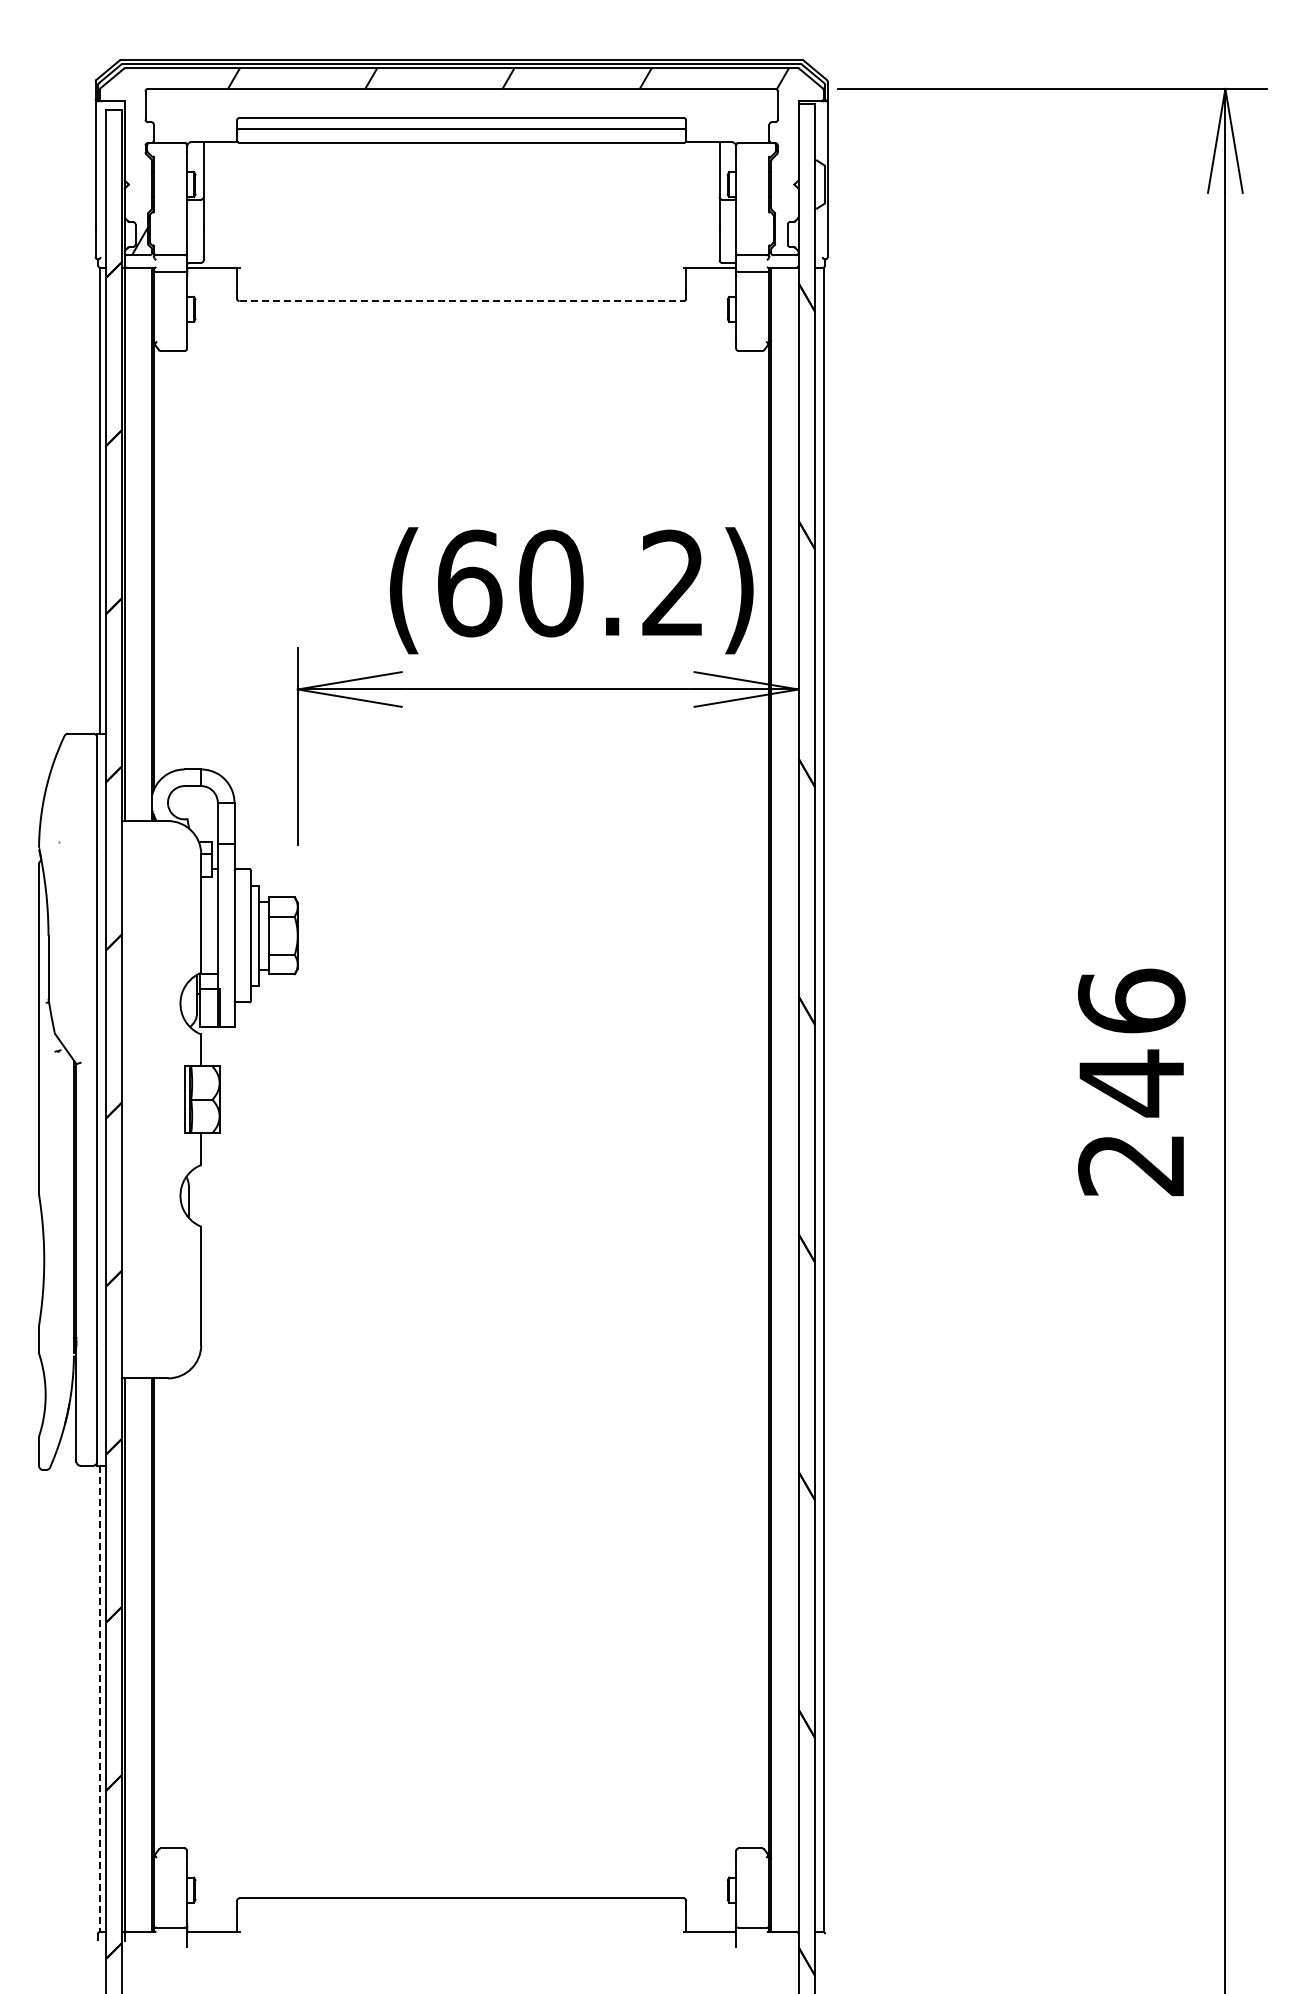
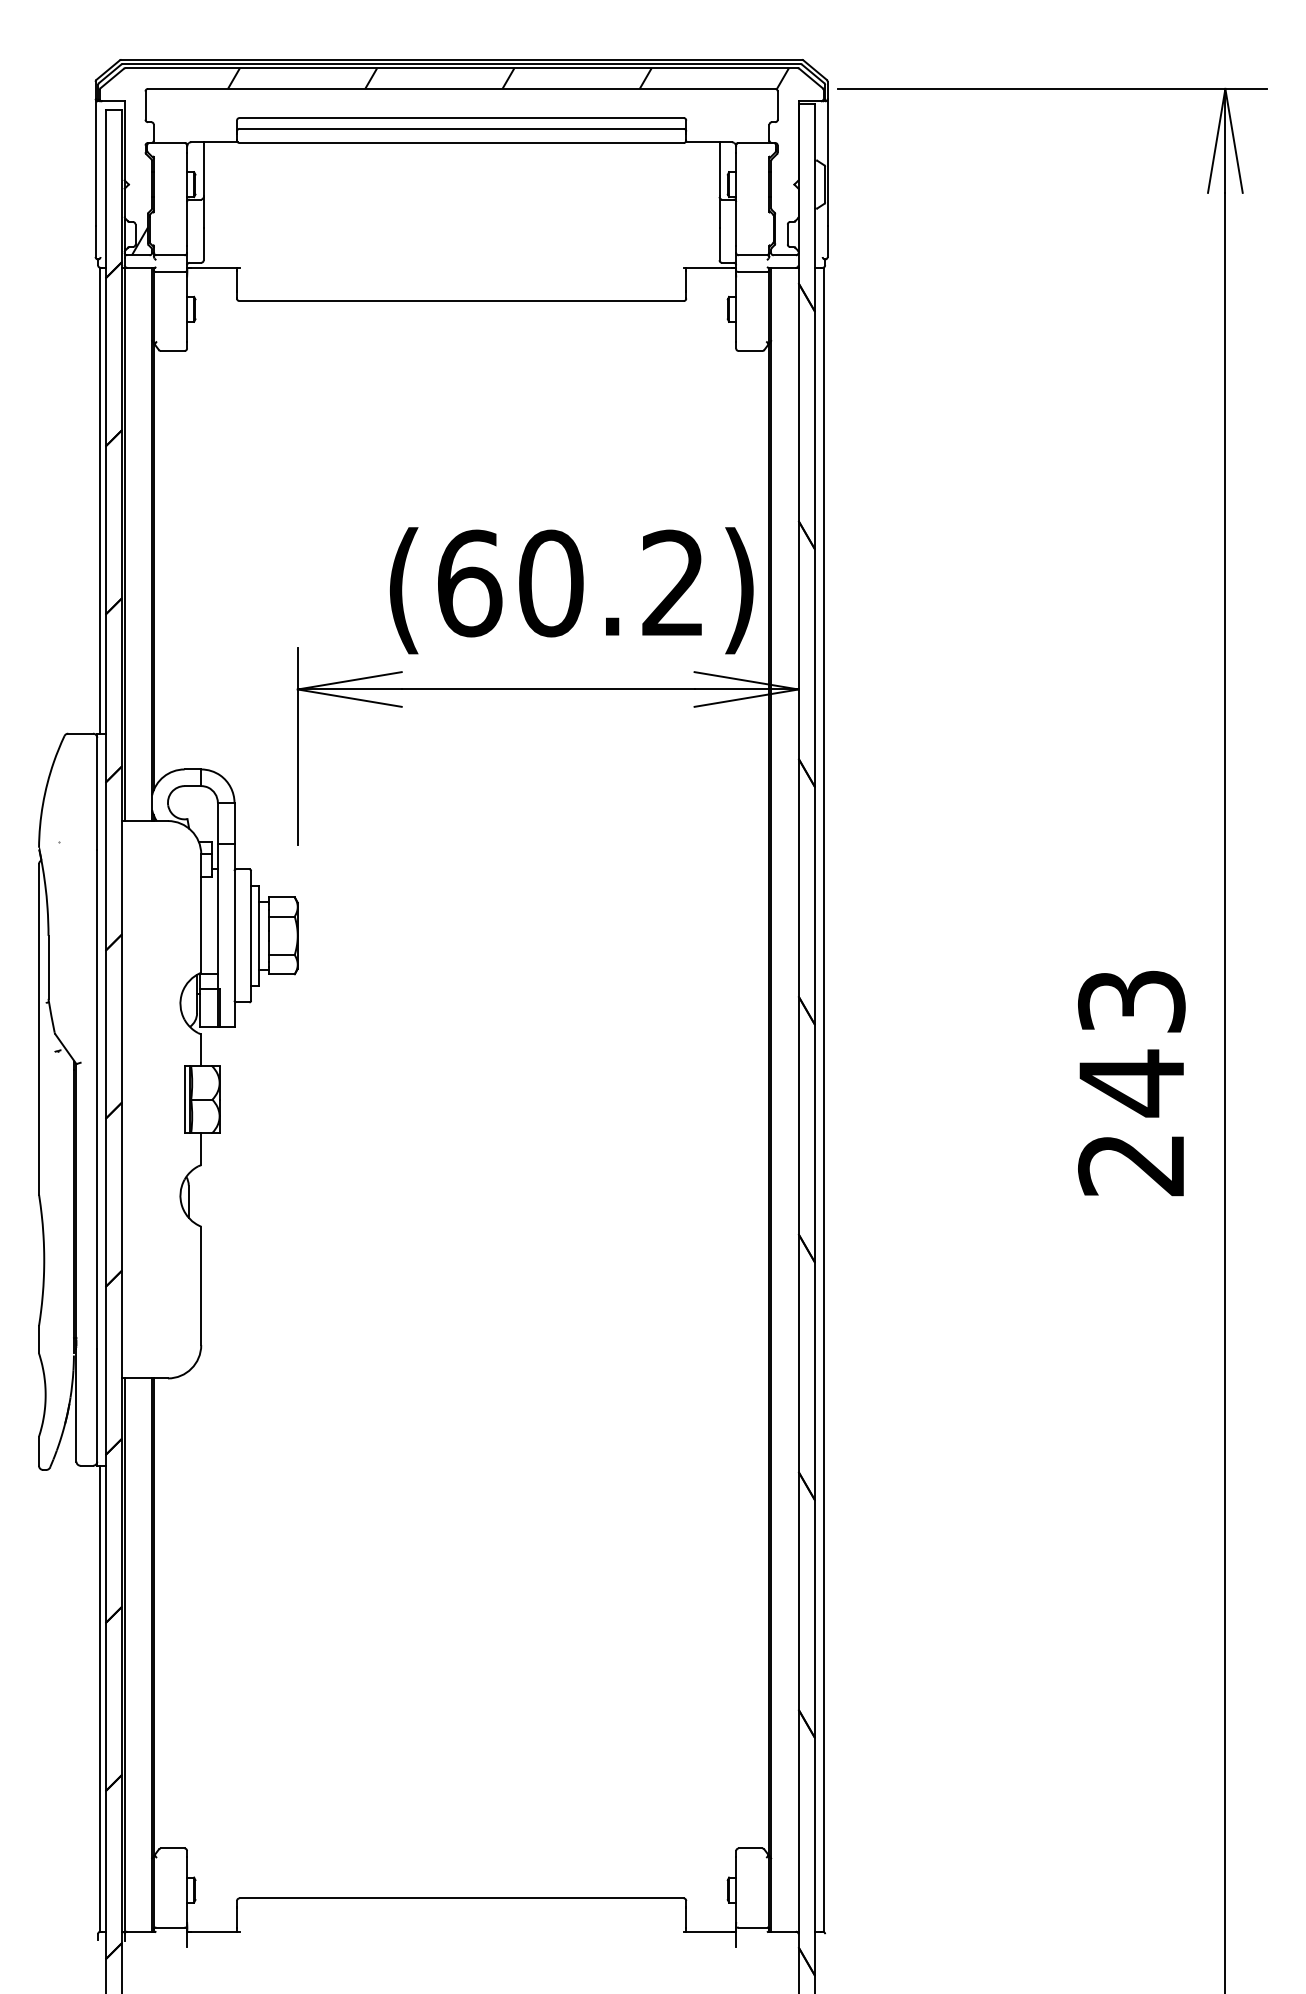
line: dashed -> solid (462, 301)
text: 246 -> 243 (1131, 1000)
line: dashed -> solid (99, 1698)
